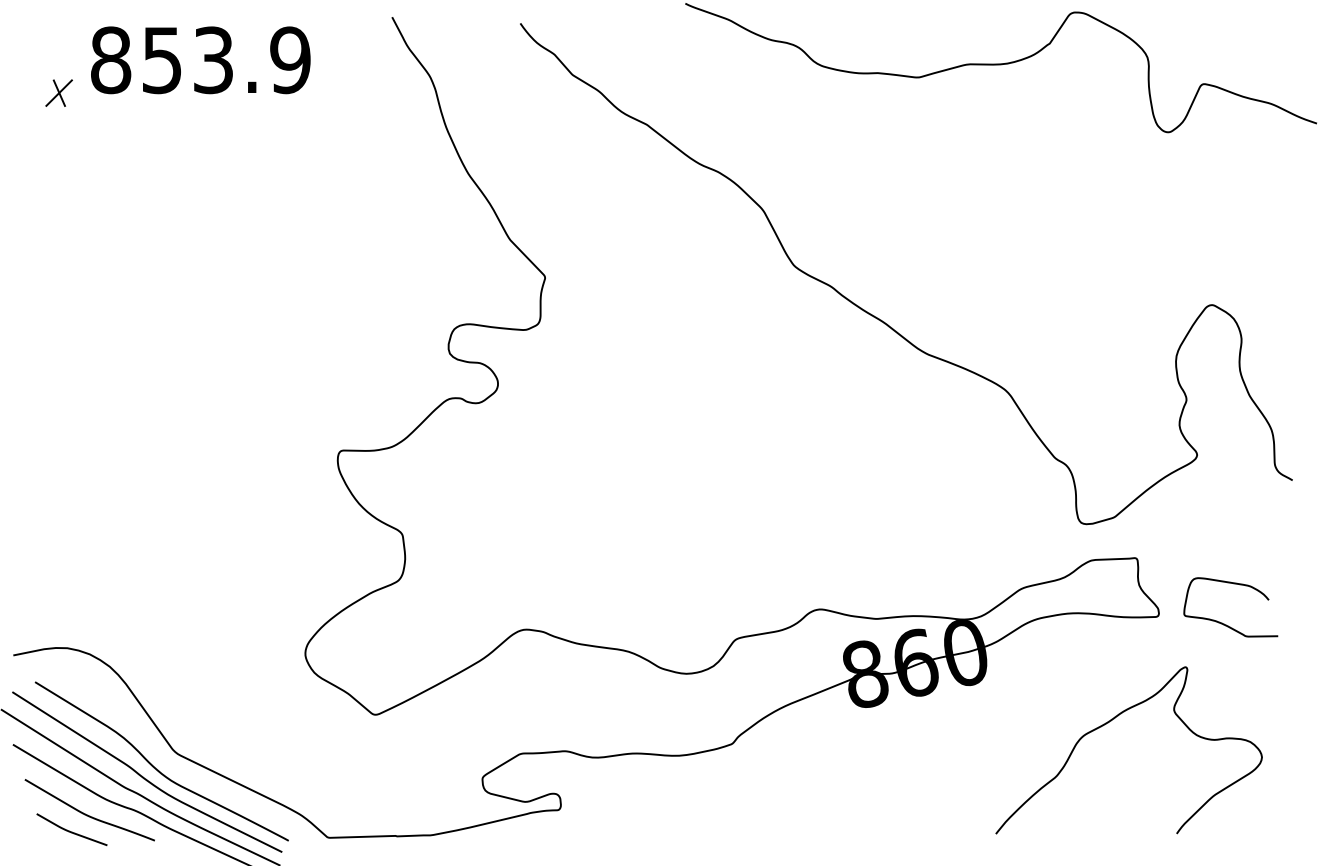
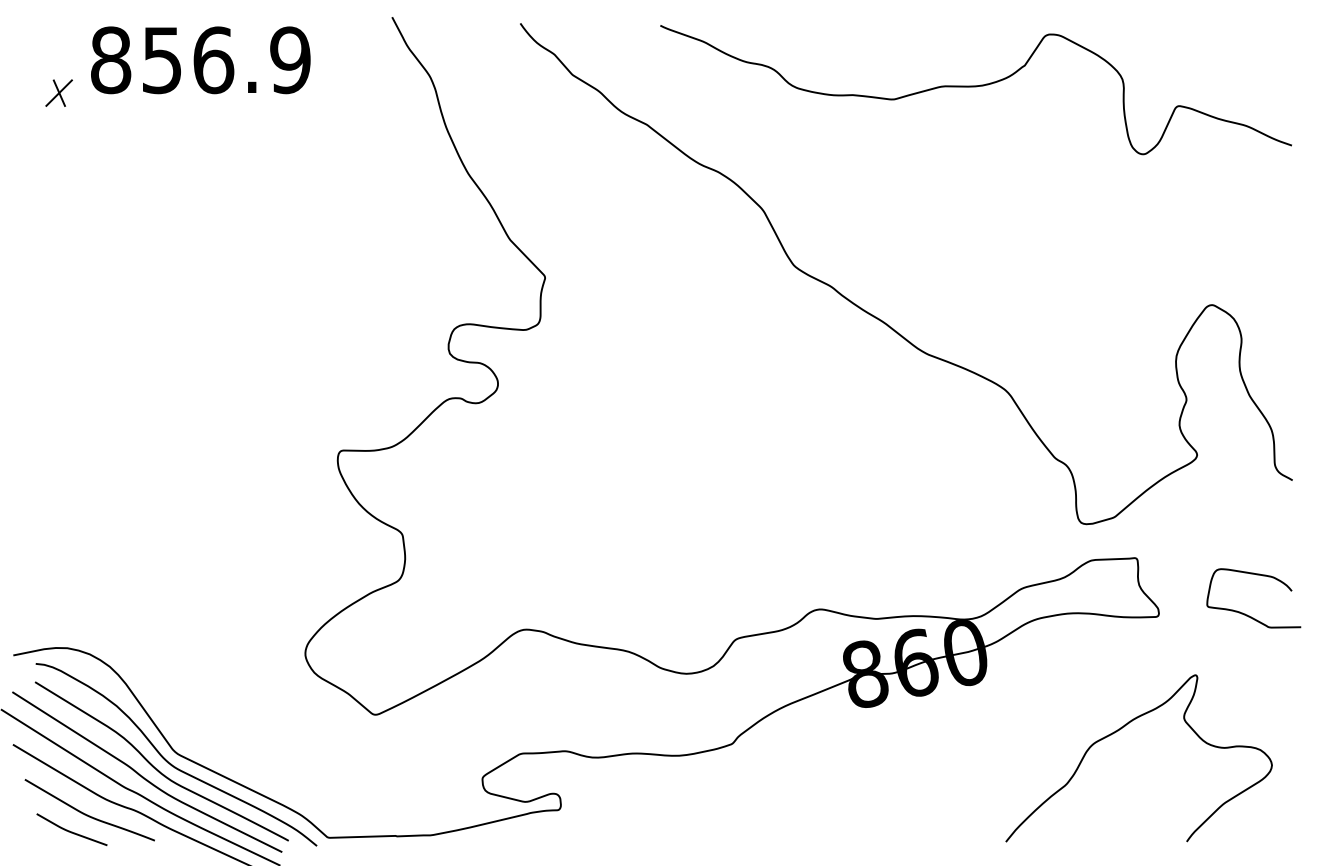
text: 853.9 -> 856.9 (213, 60)
curve position: (1000, 65) -> (975, 87) (975, 87)
curve position: (1222, 622) -> (1245, 613) (1245, 613)
curve position: (1108, 723) -> (1118, 731) (1118, 731)
curve: none -> present (171, 763)
